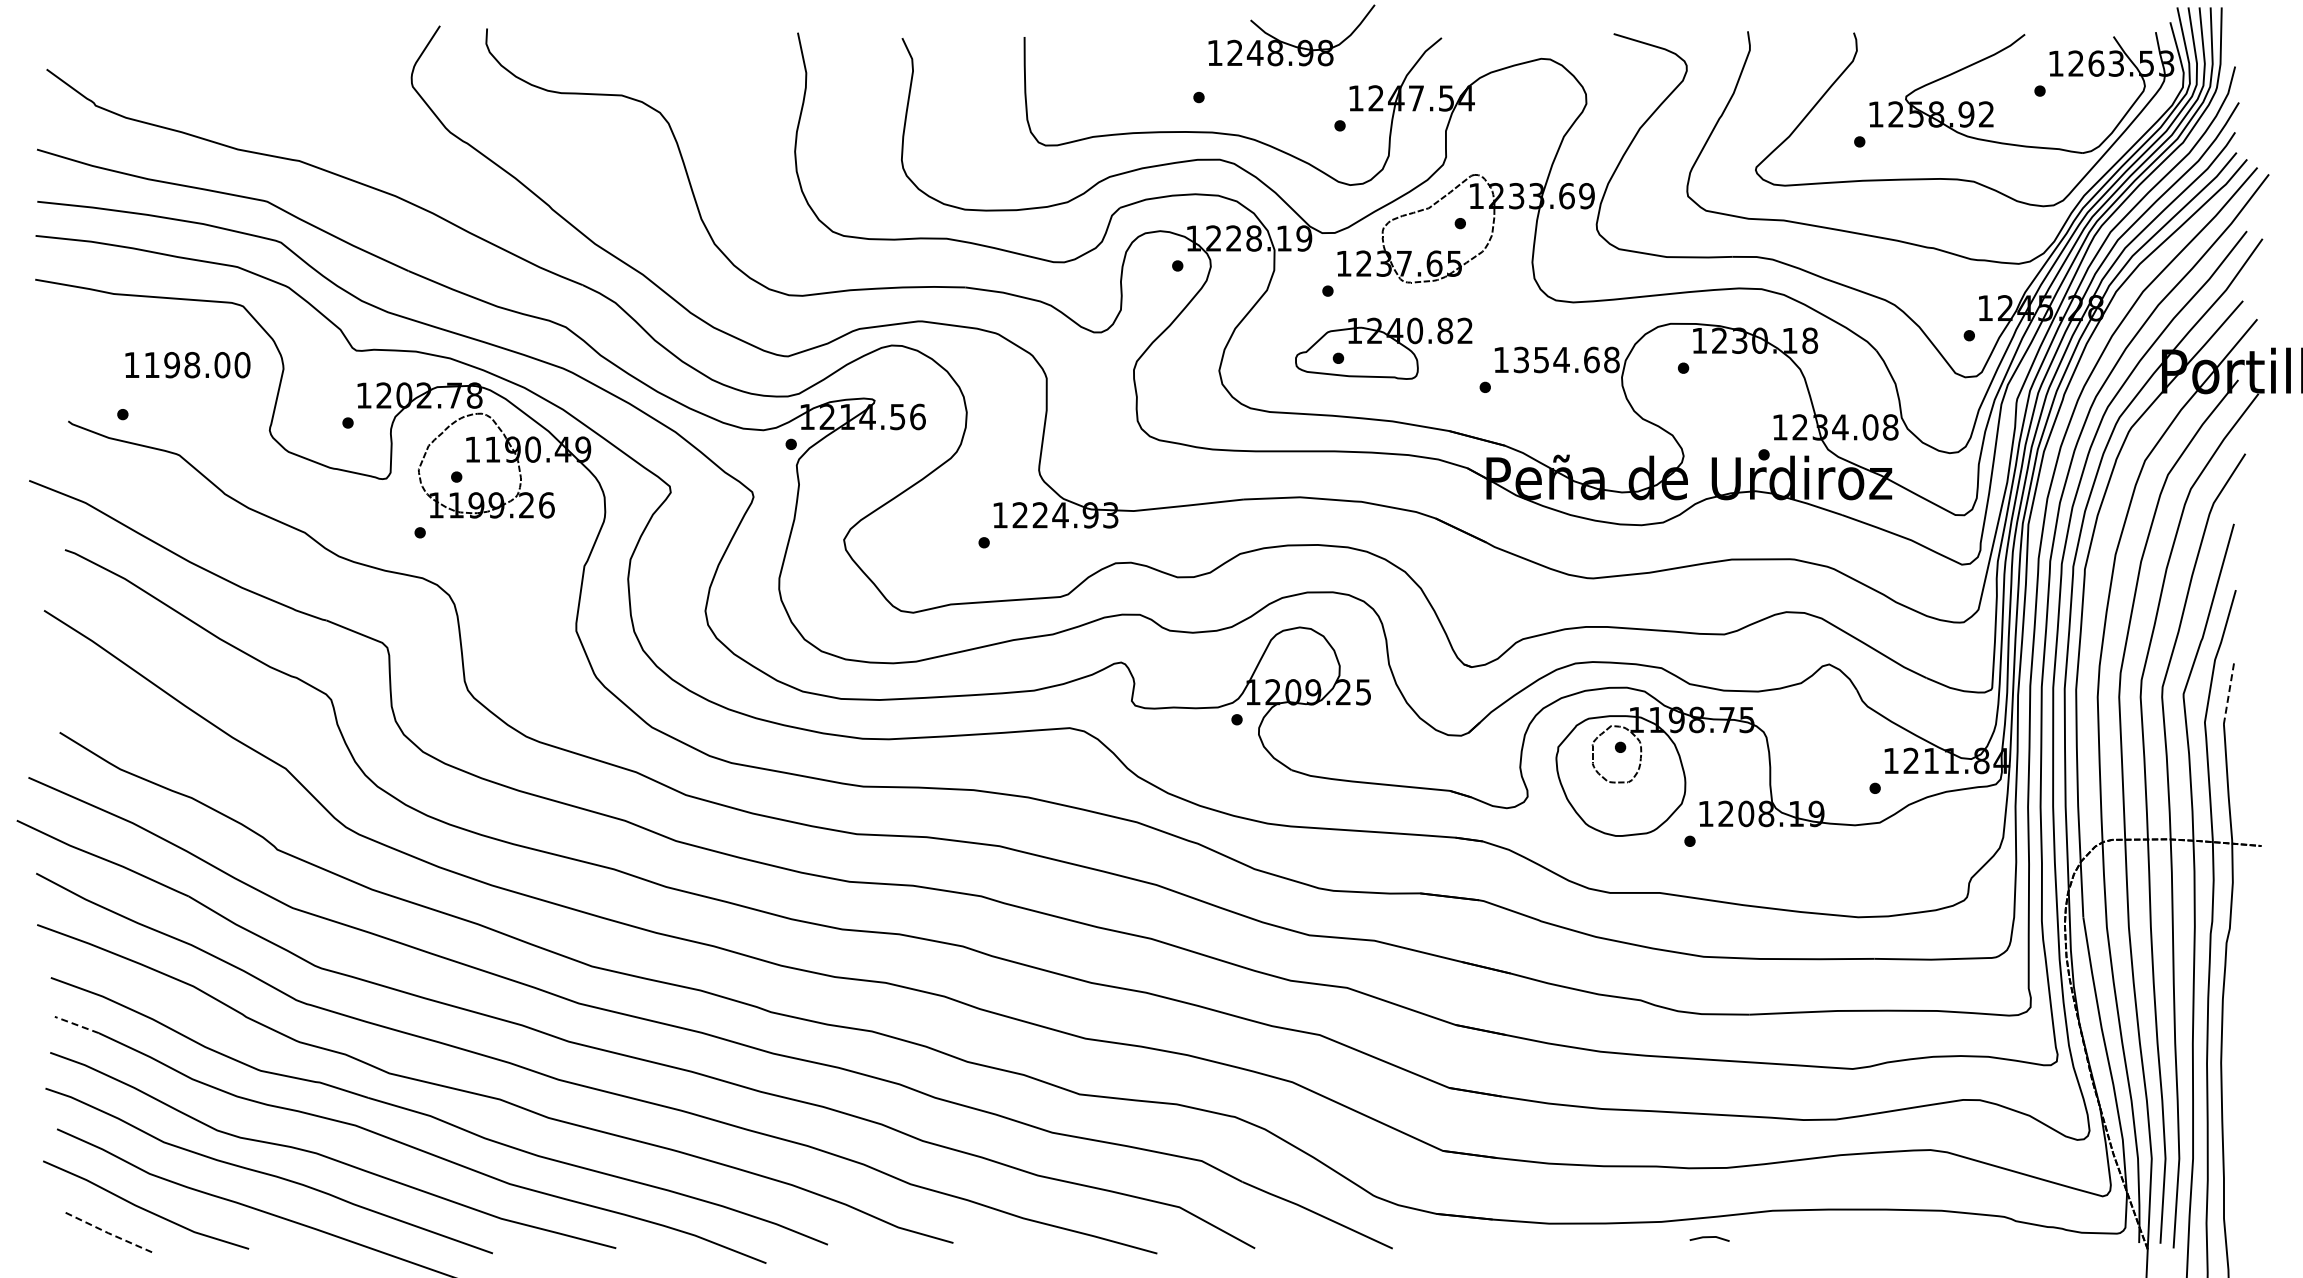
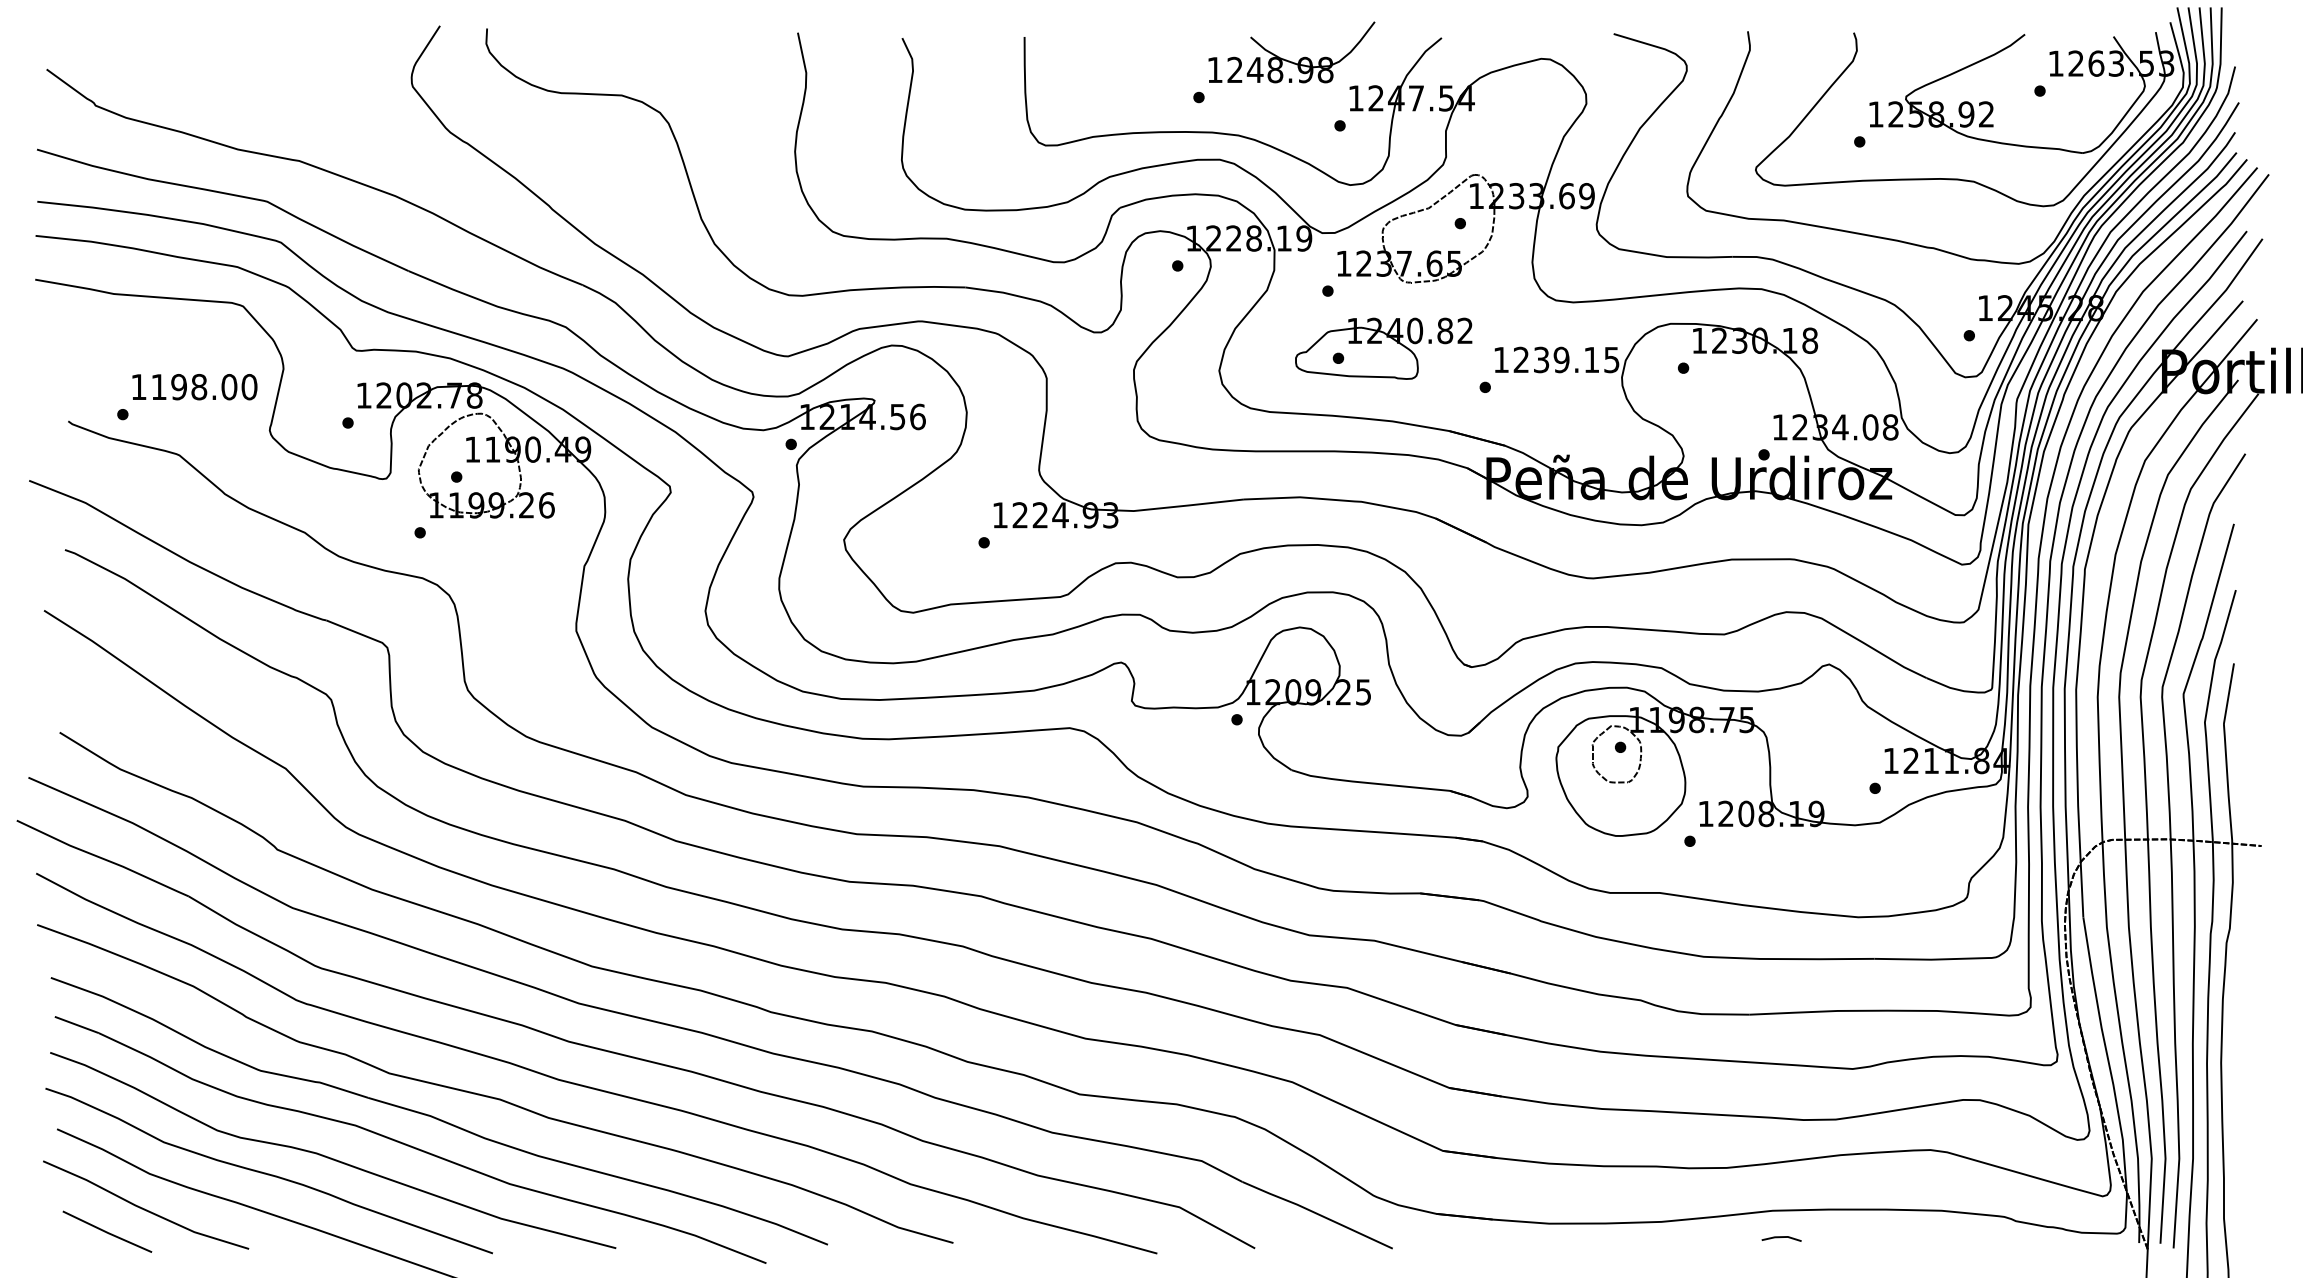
part position: (1289, 43) -> (1289, 60) (1289, 60)
text: 1354.68 -> 1239.15 (1566, 359)
text position: (187, 365) -> (194, 387) (194, 387)
line: dashed -> solid (2228, 693)
line: dashed -> solid (76, 1024)
line: dashed -> solid (107, 1232)
line position: (1709, 1237) -> (1781, 1237) (1781, 1237)
